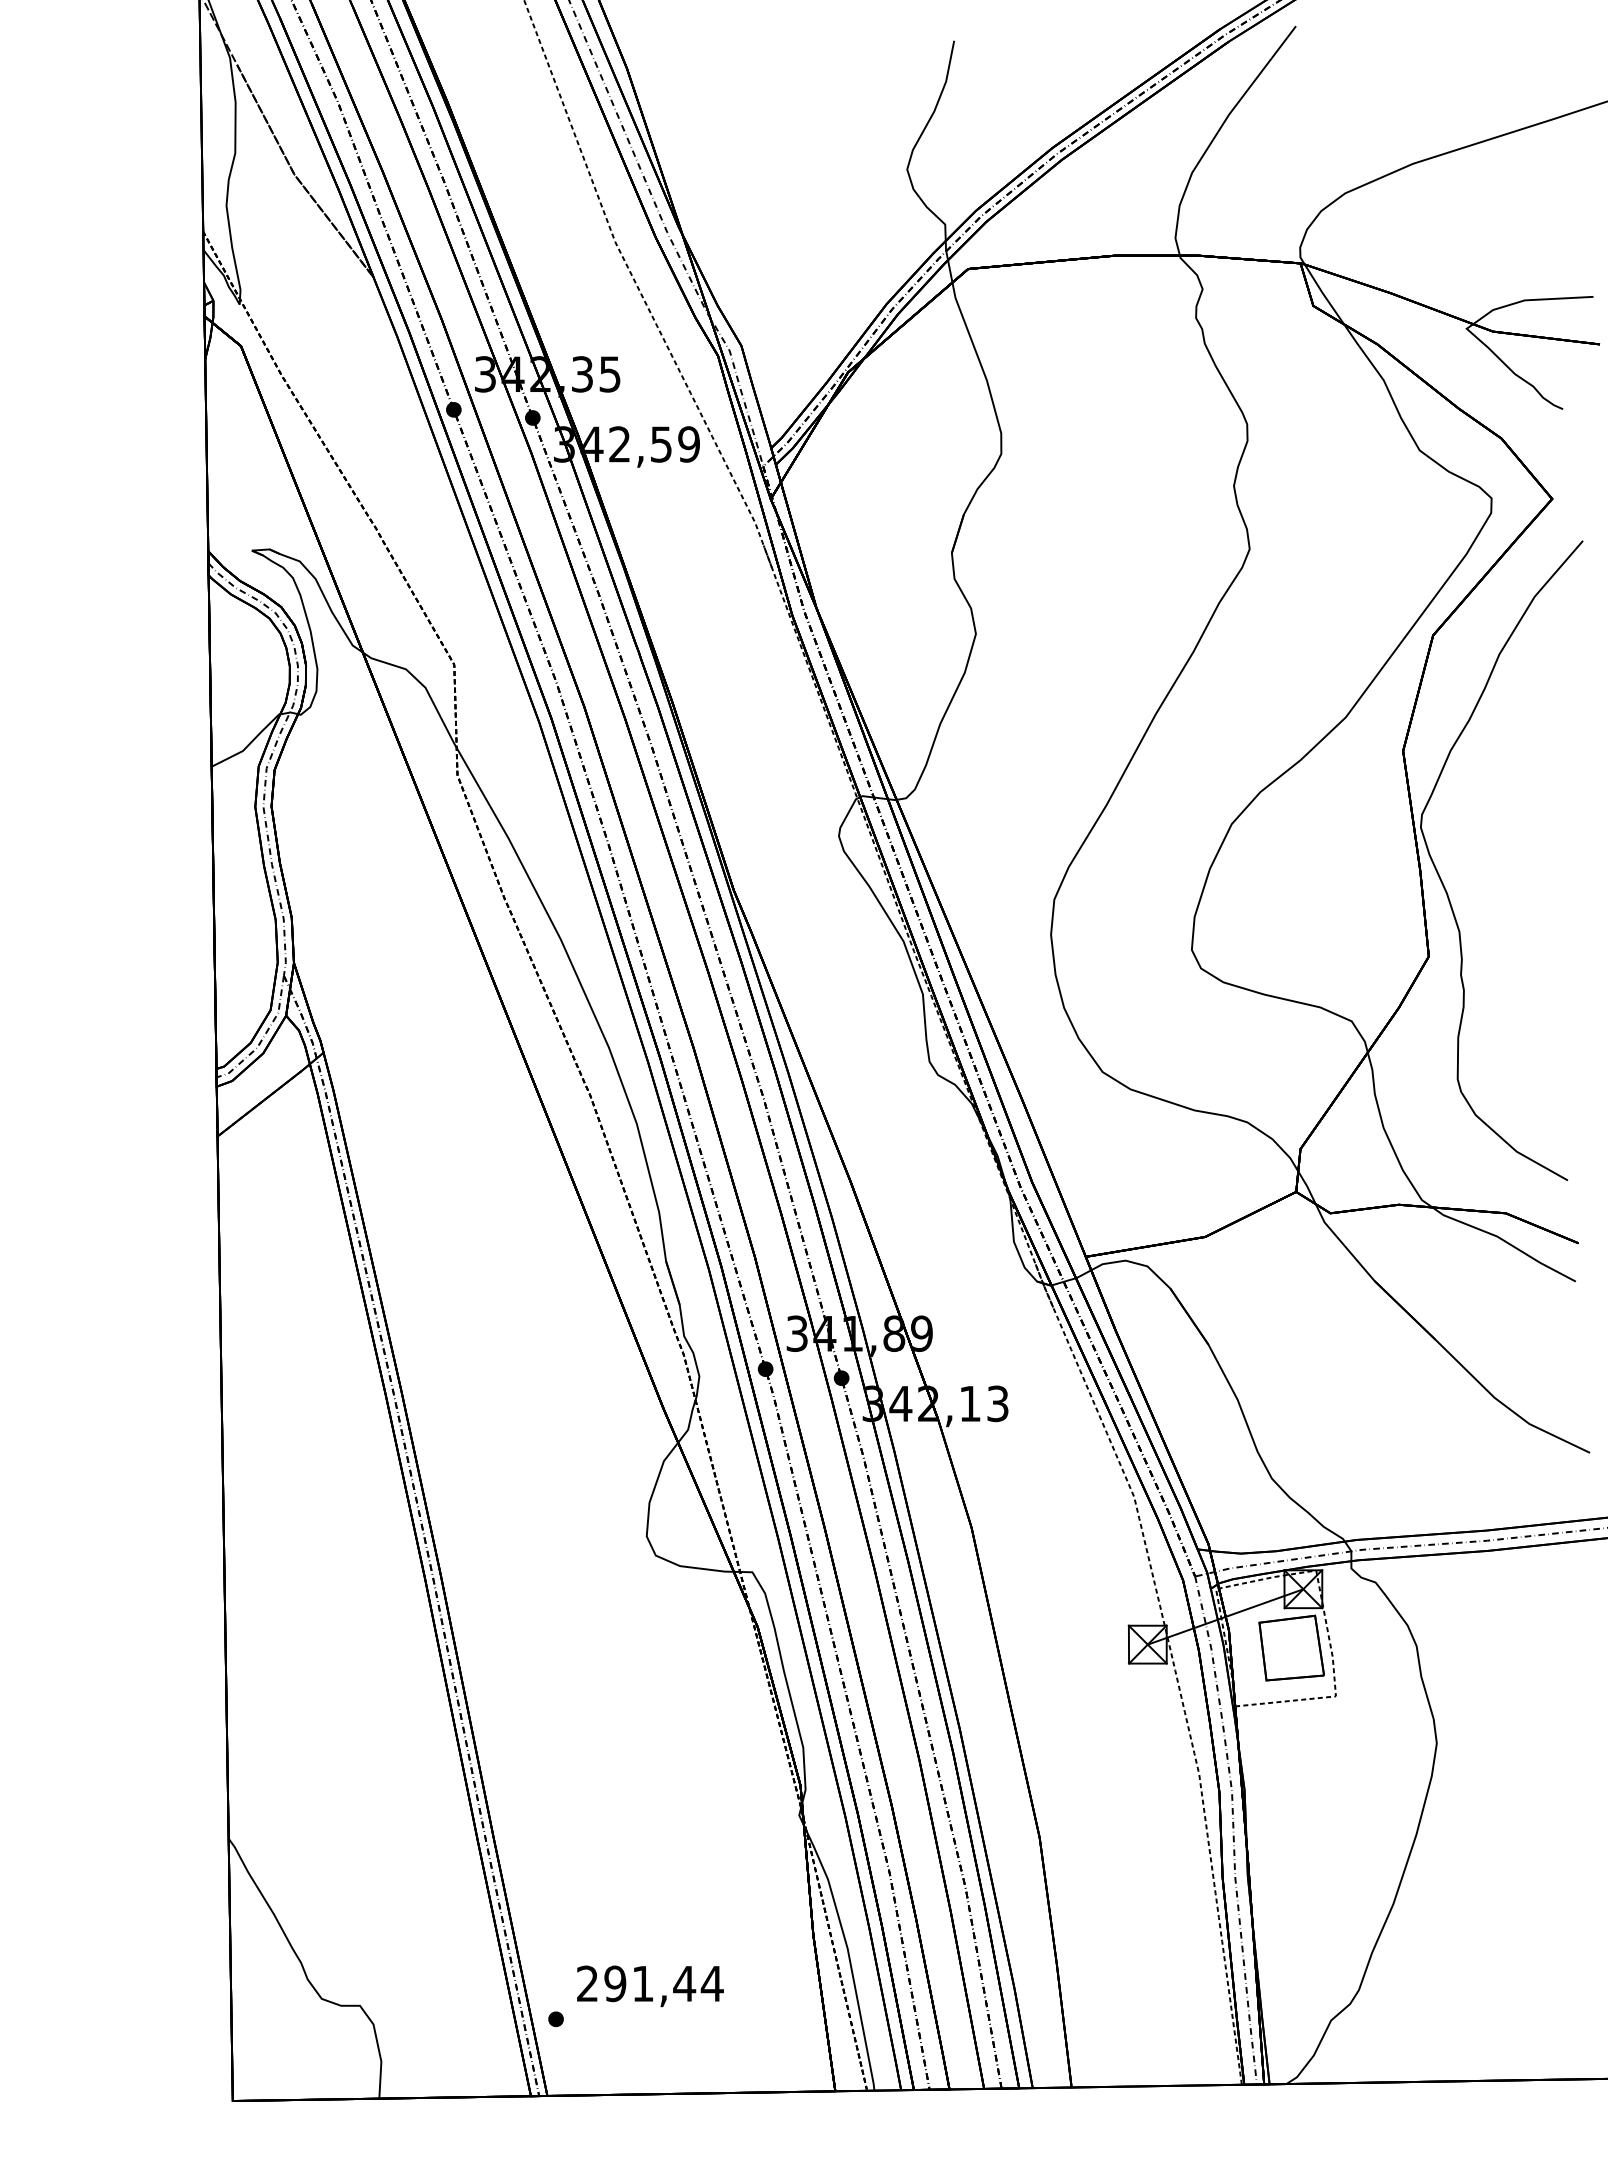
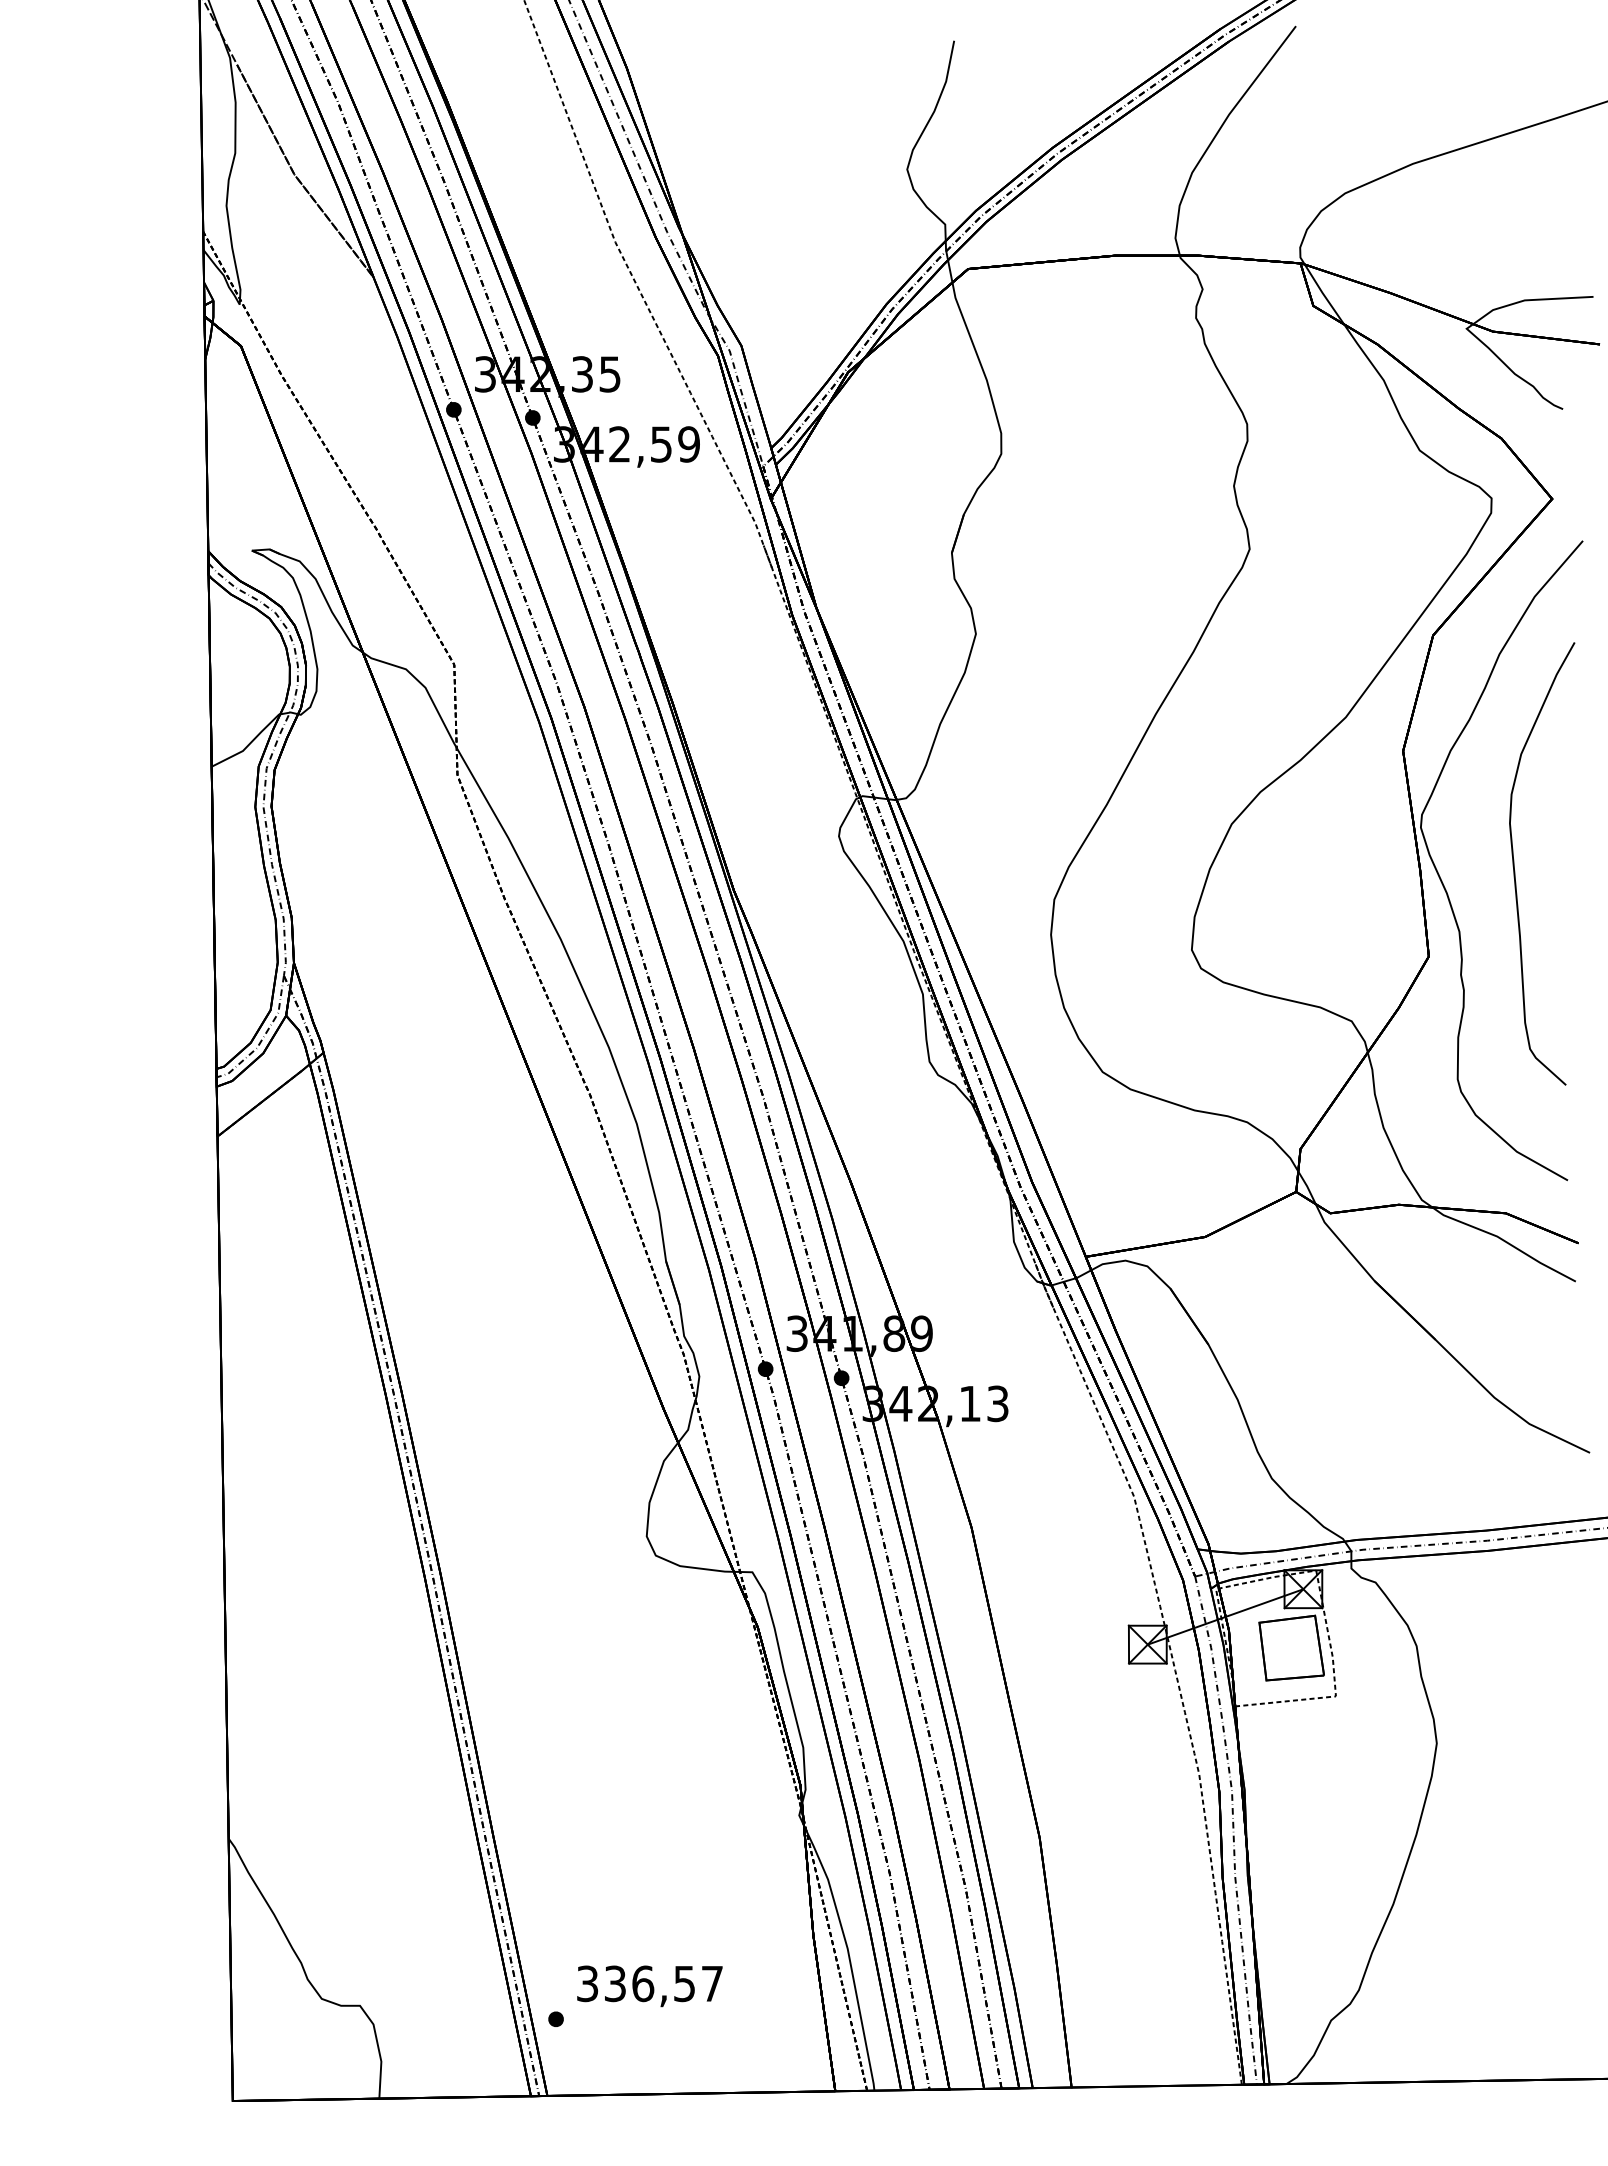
curve: none -> present (1514, 863)
text: 291,44 -> 336,57 (650, 1983)
